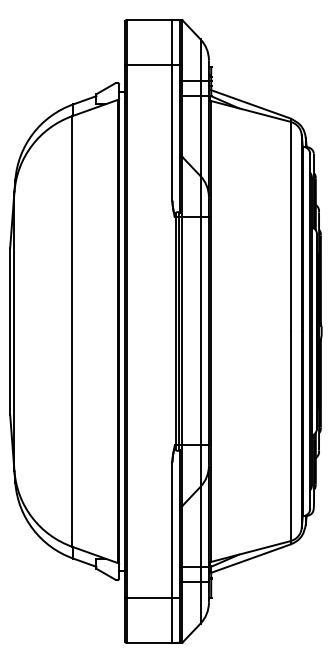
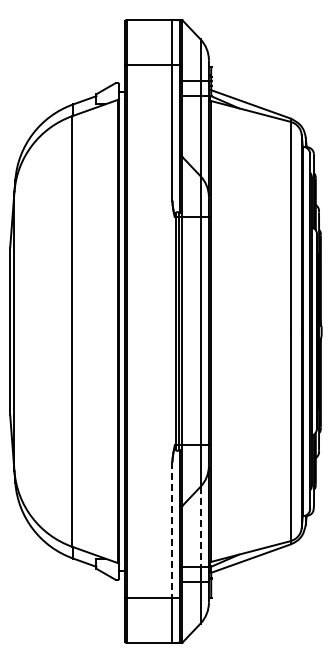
line: solid -> dashed (200, 527)
line: solid -> dashed (172, 529)
